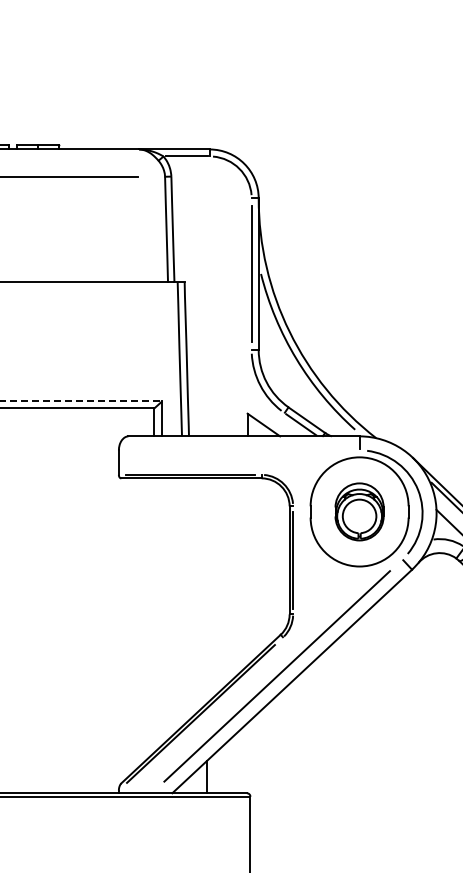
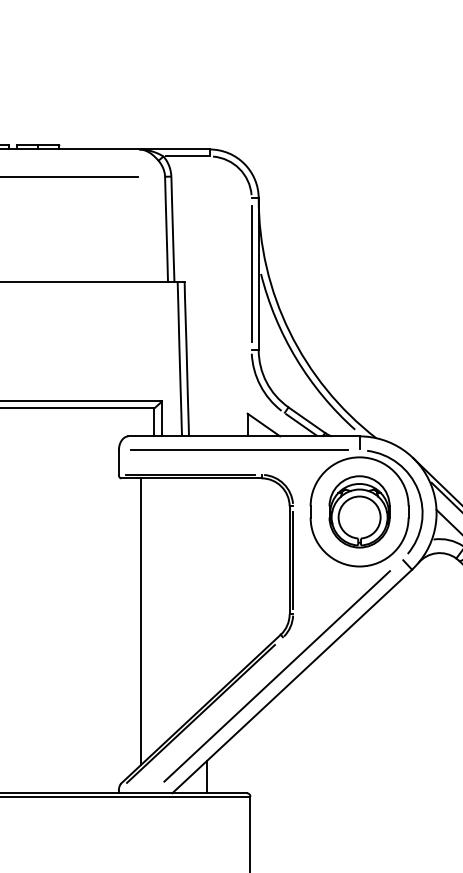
line: dashed -> solid (81, 401)
line: none -> present (238, 450)
part size: 51x60 px -> 63x74 px (359, 511)
line: none -> present (141, 621)
